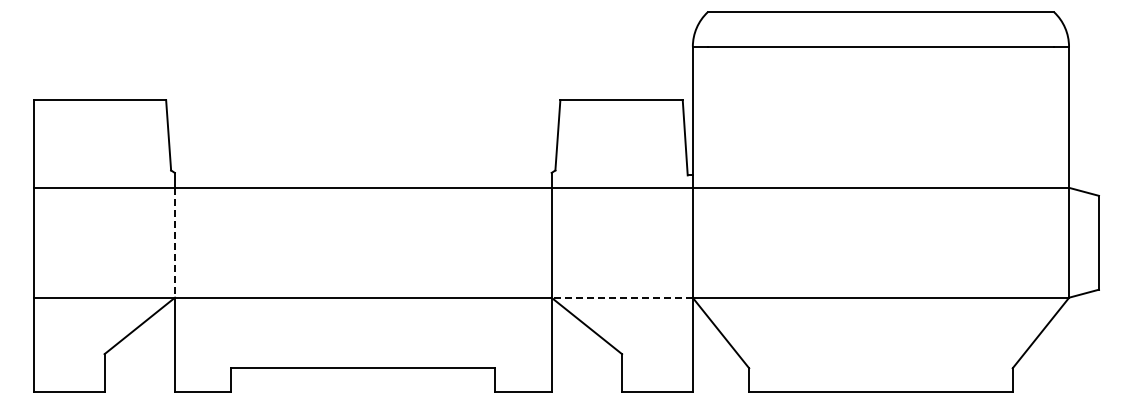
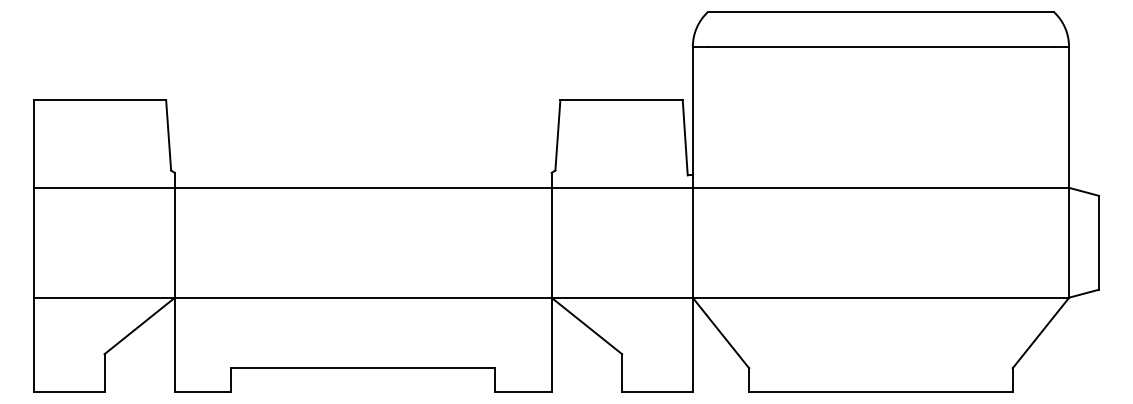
line: dashed -> solid (175, 242)
line: dashed -> solid (622, 297)
